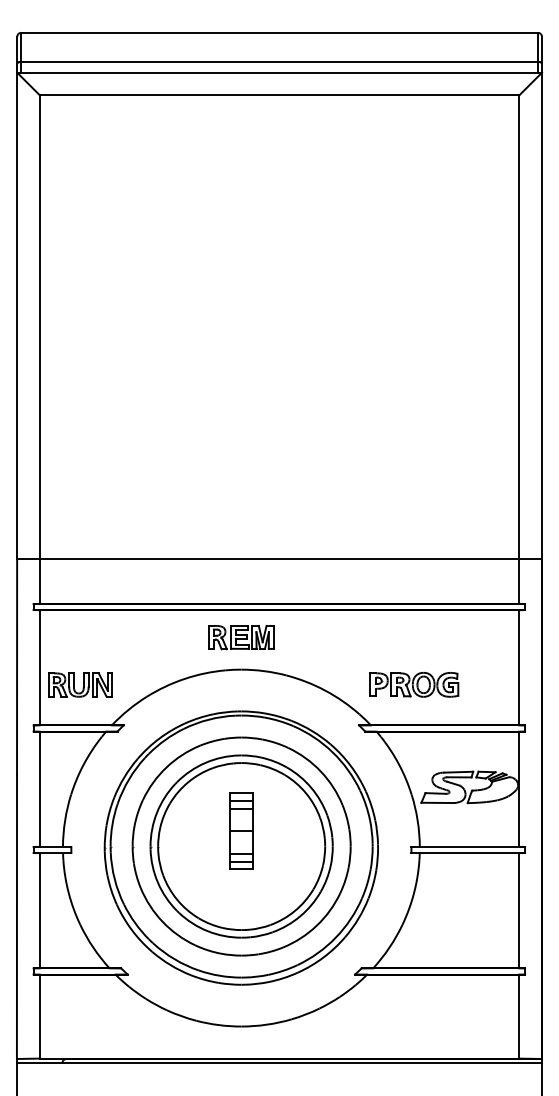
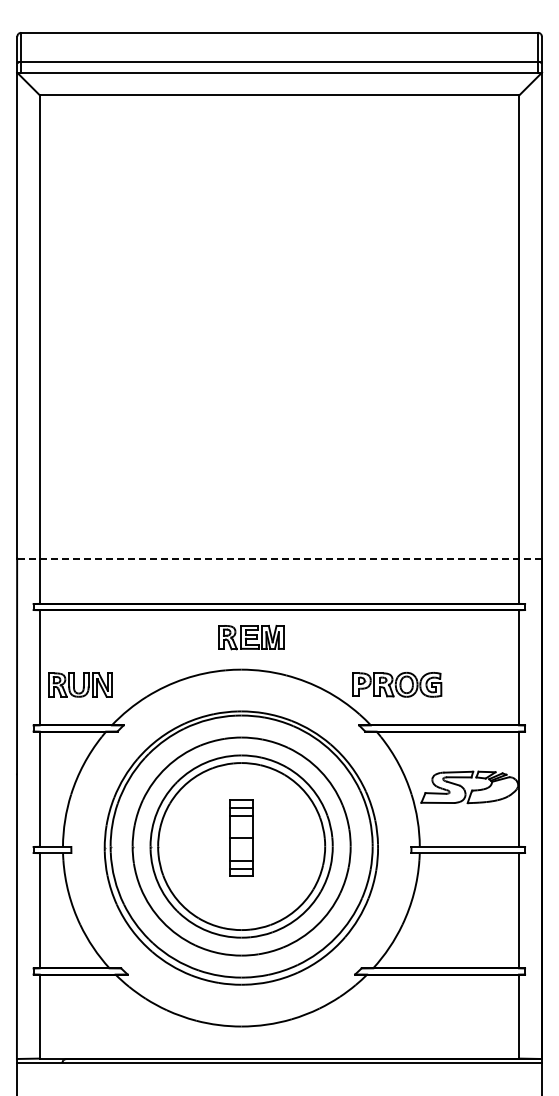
line: solid -> dashed (279, 558)
part position: (241, 637) -> (251, 637) (251, 637)
part position: (414, 684) -> (397, 684) (397, 684)
part position: (241, 830) -> (241, 837) (241, 837)
